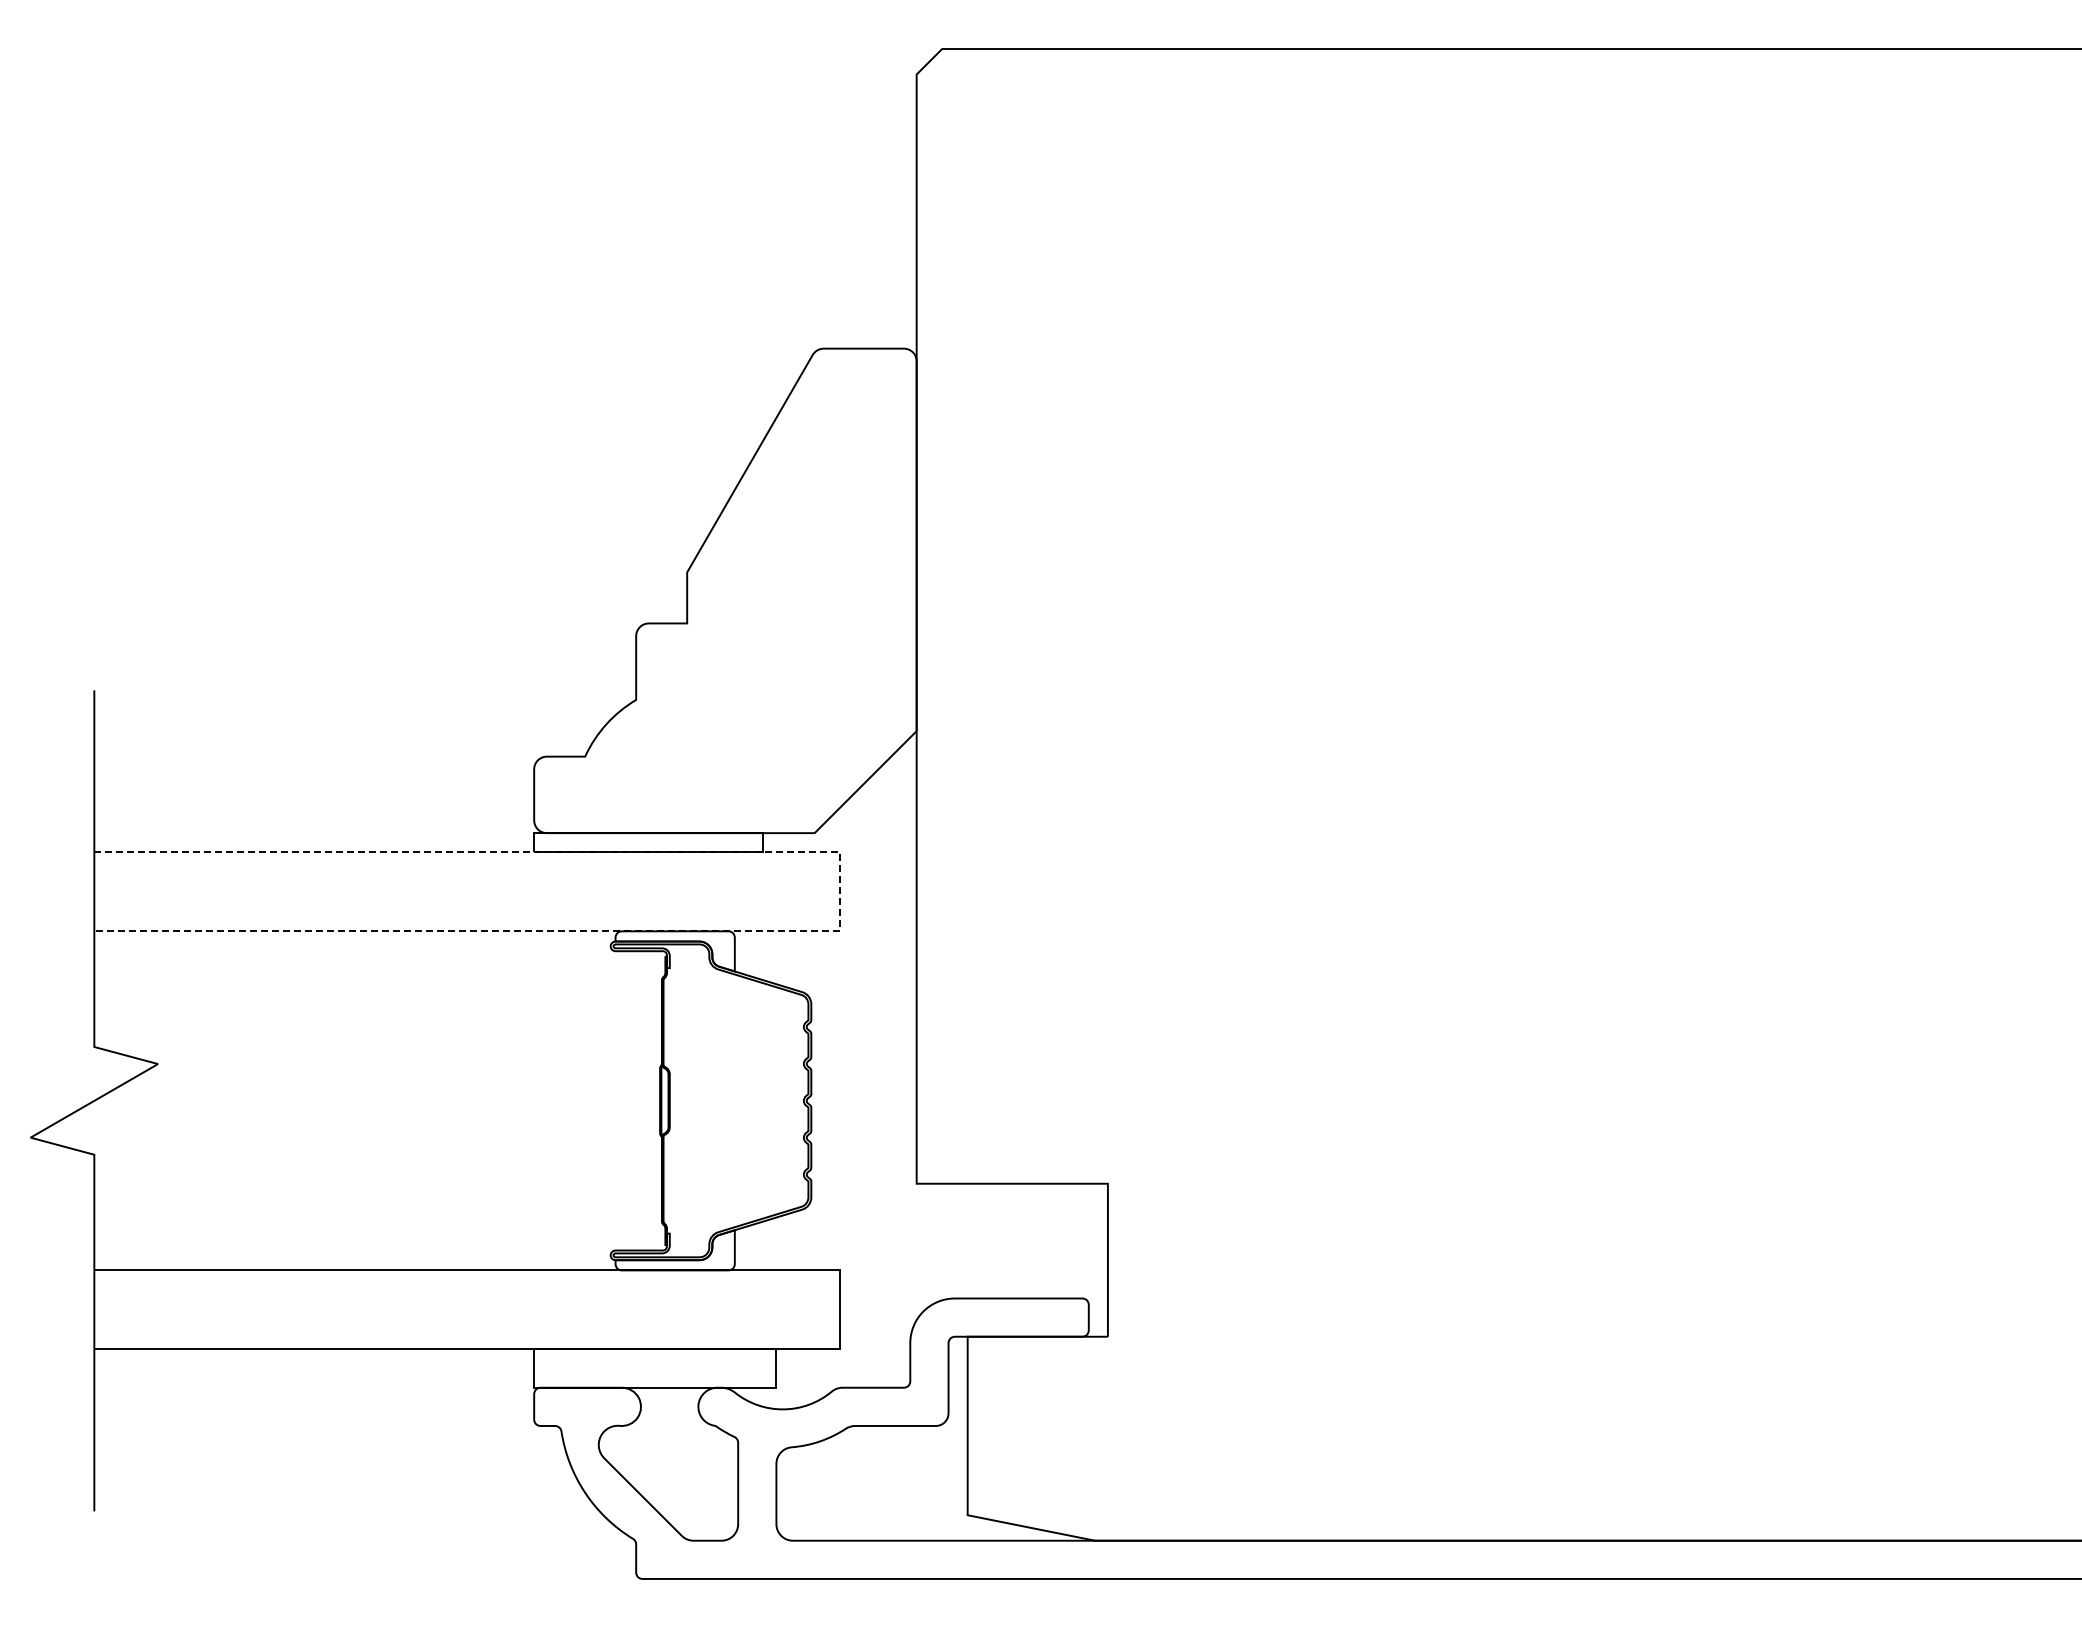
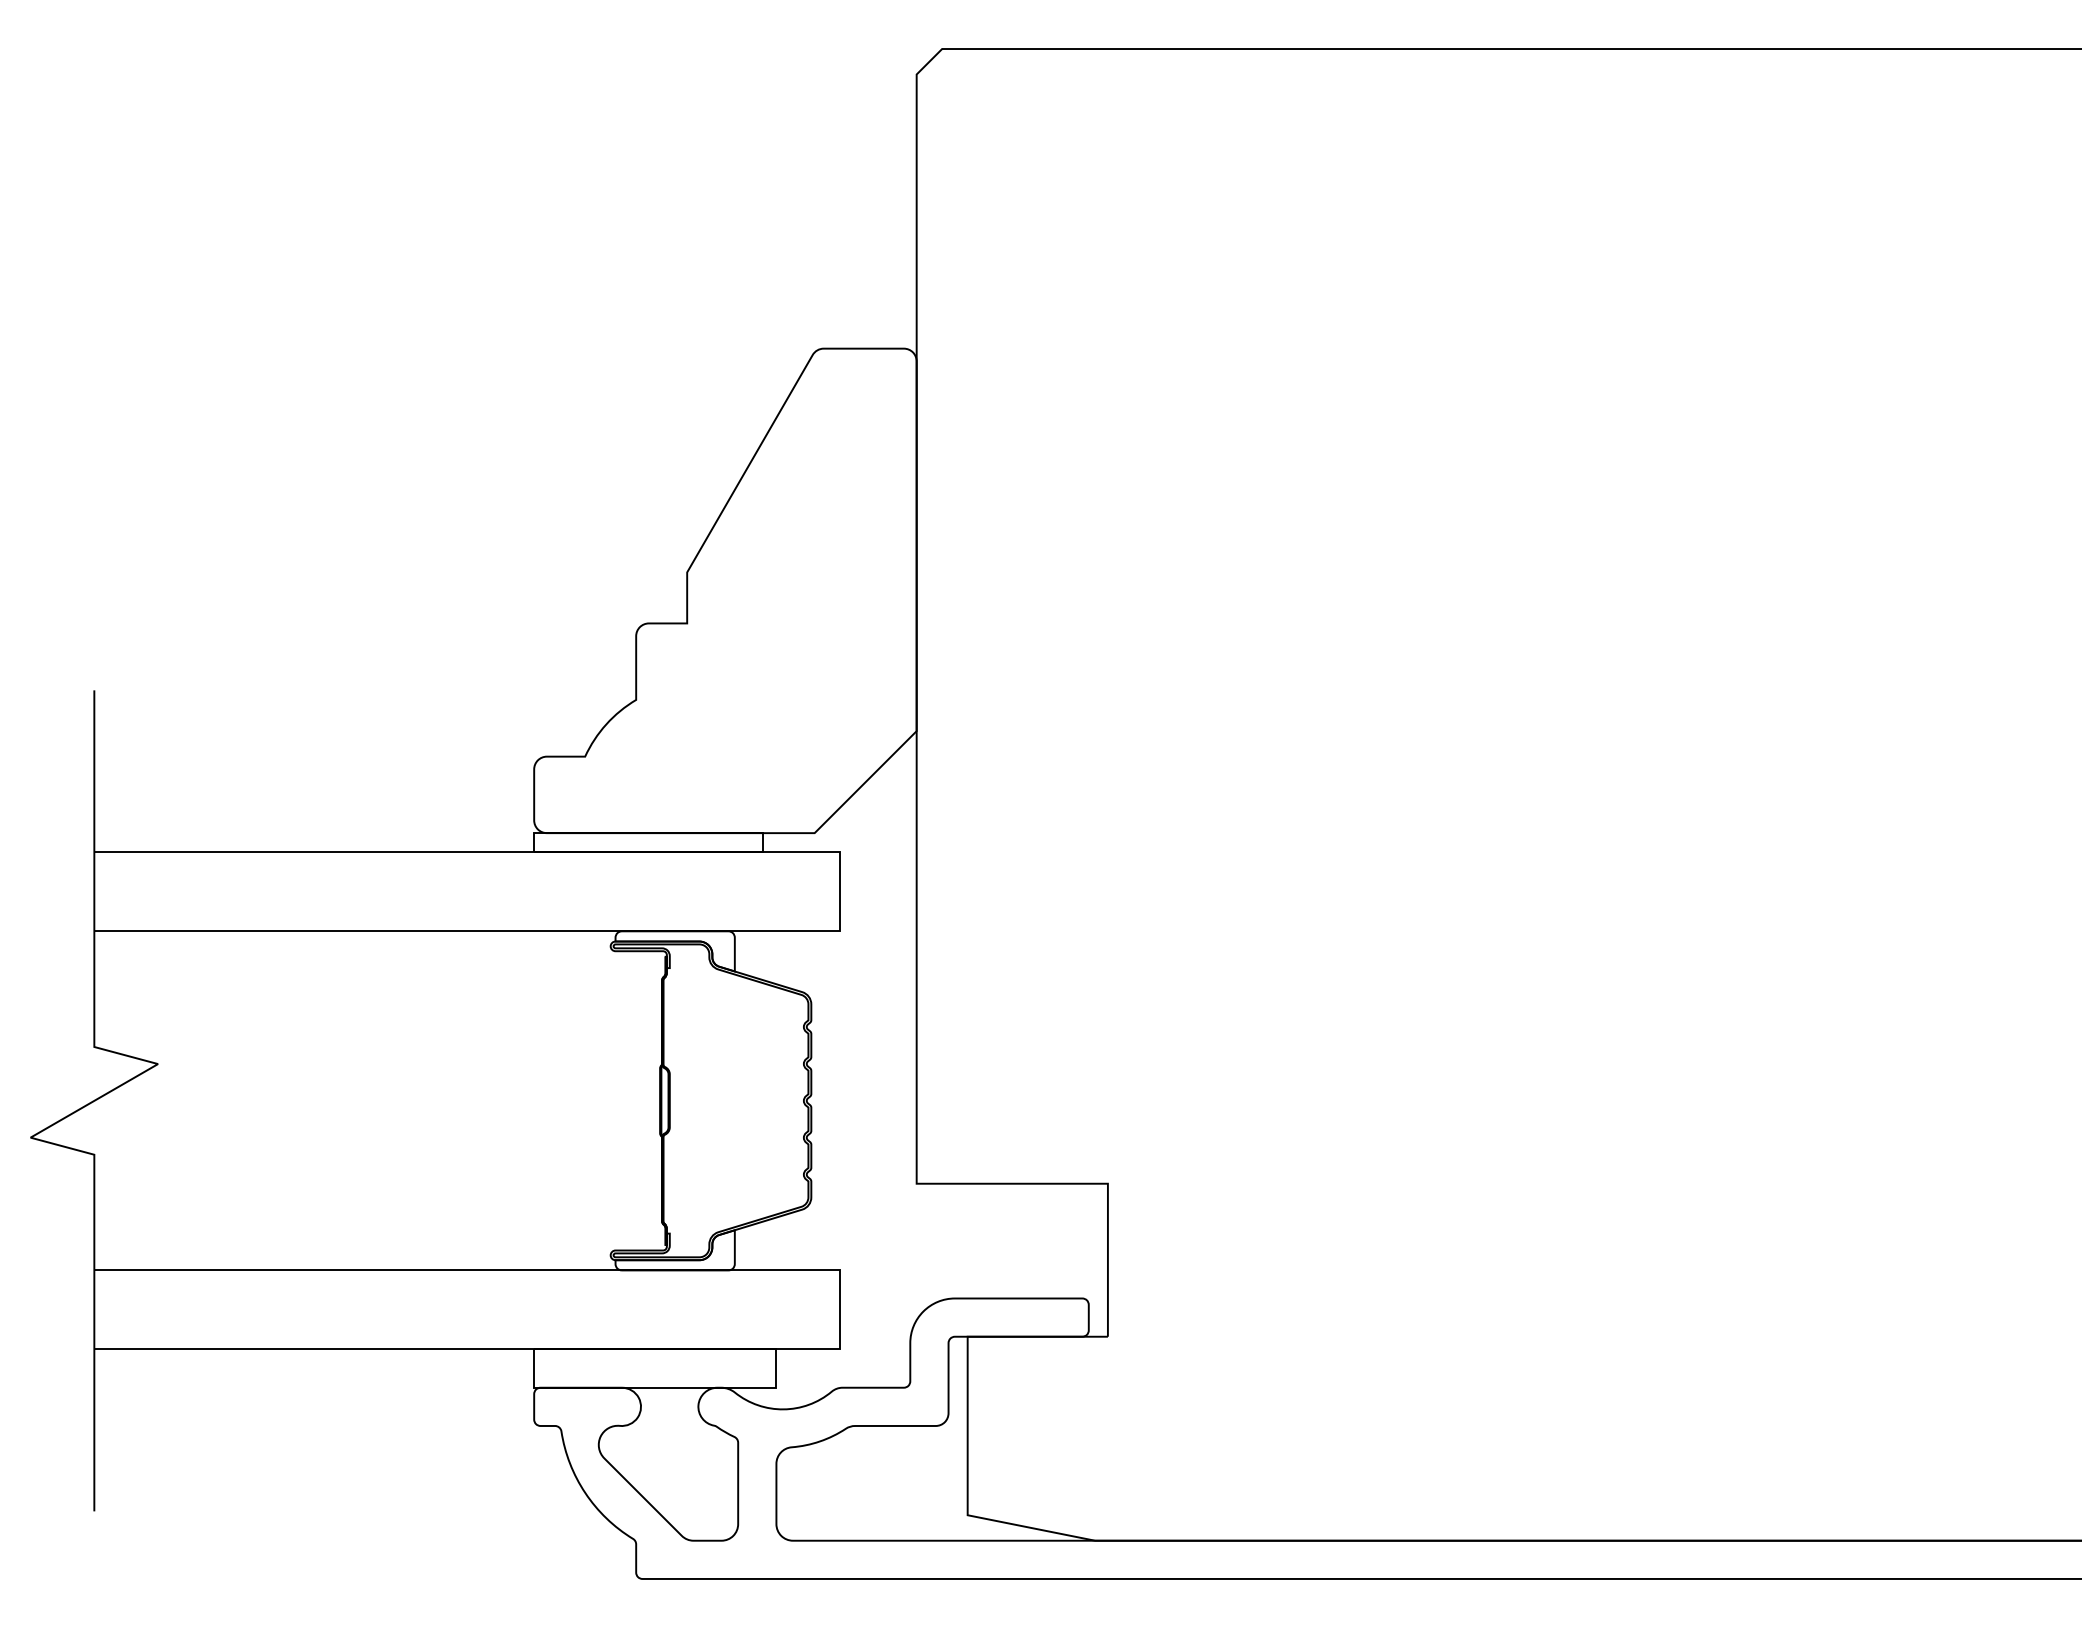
line: dashed -> solid (840, 891)
